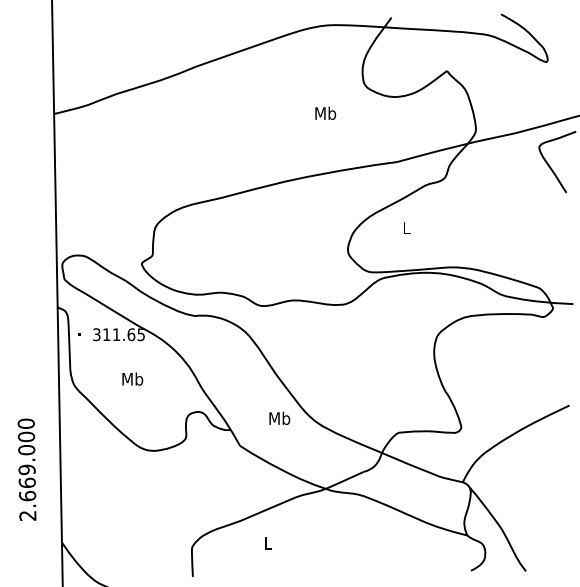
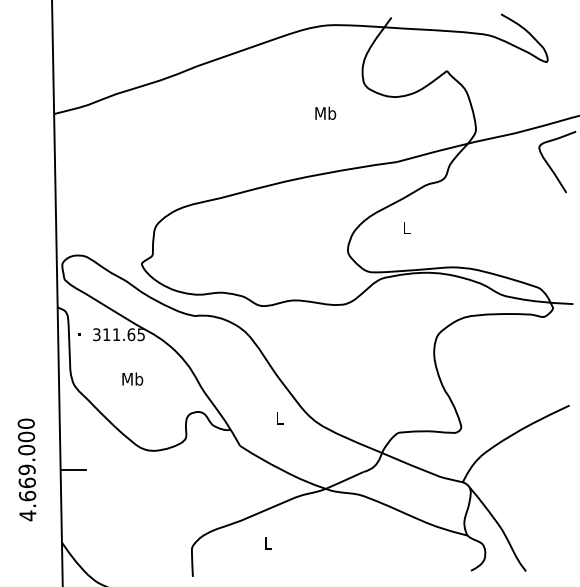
text: Mb -> L (279, 417)
line: none -> present (72, 469)
text: 2.669.000 -> 4.669.000 (27, 515)
